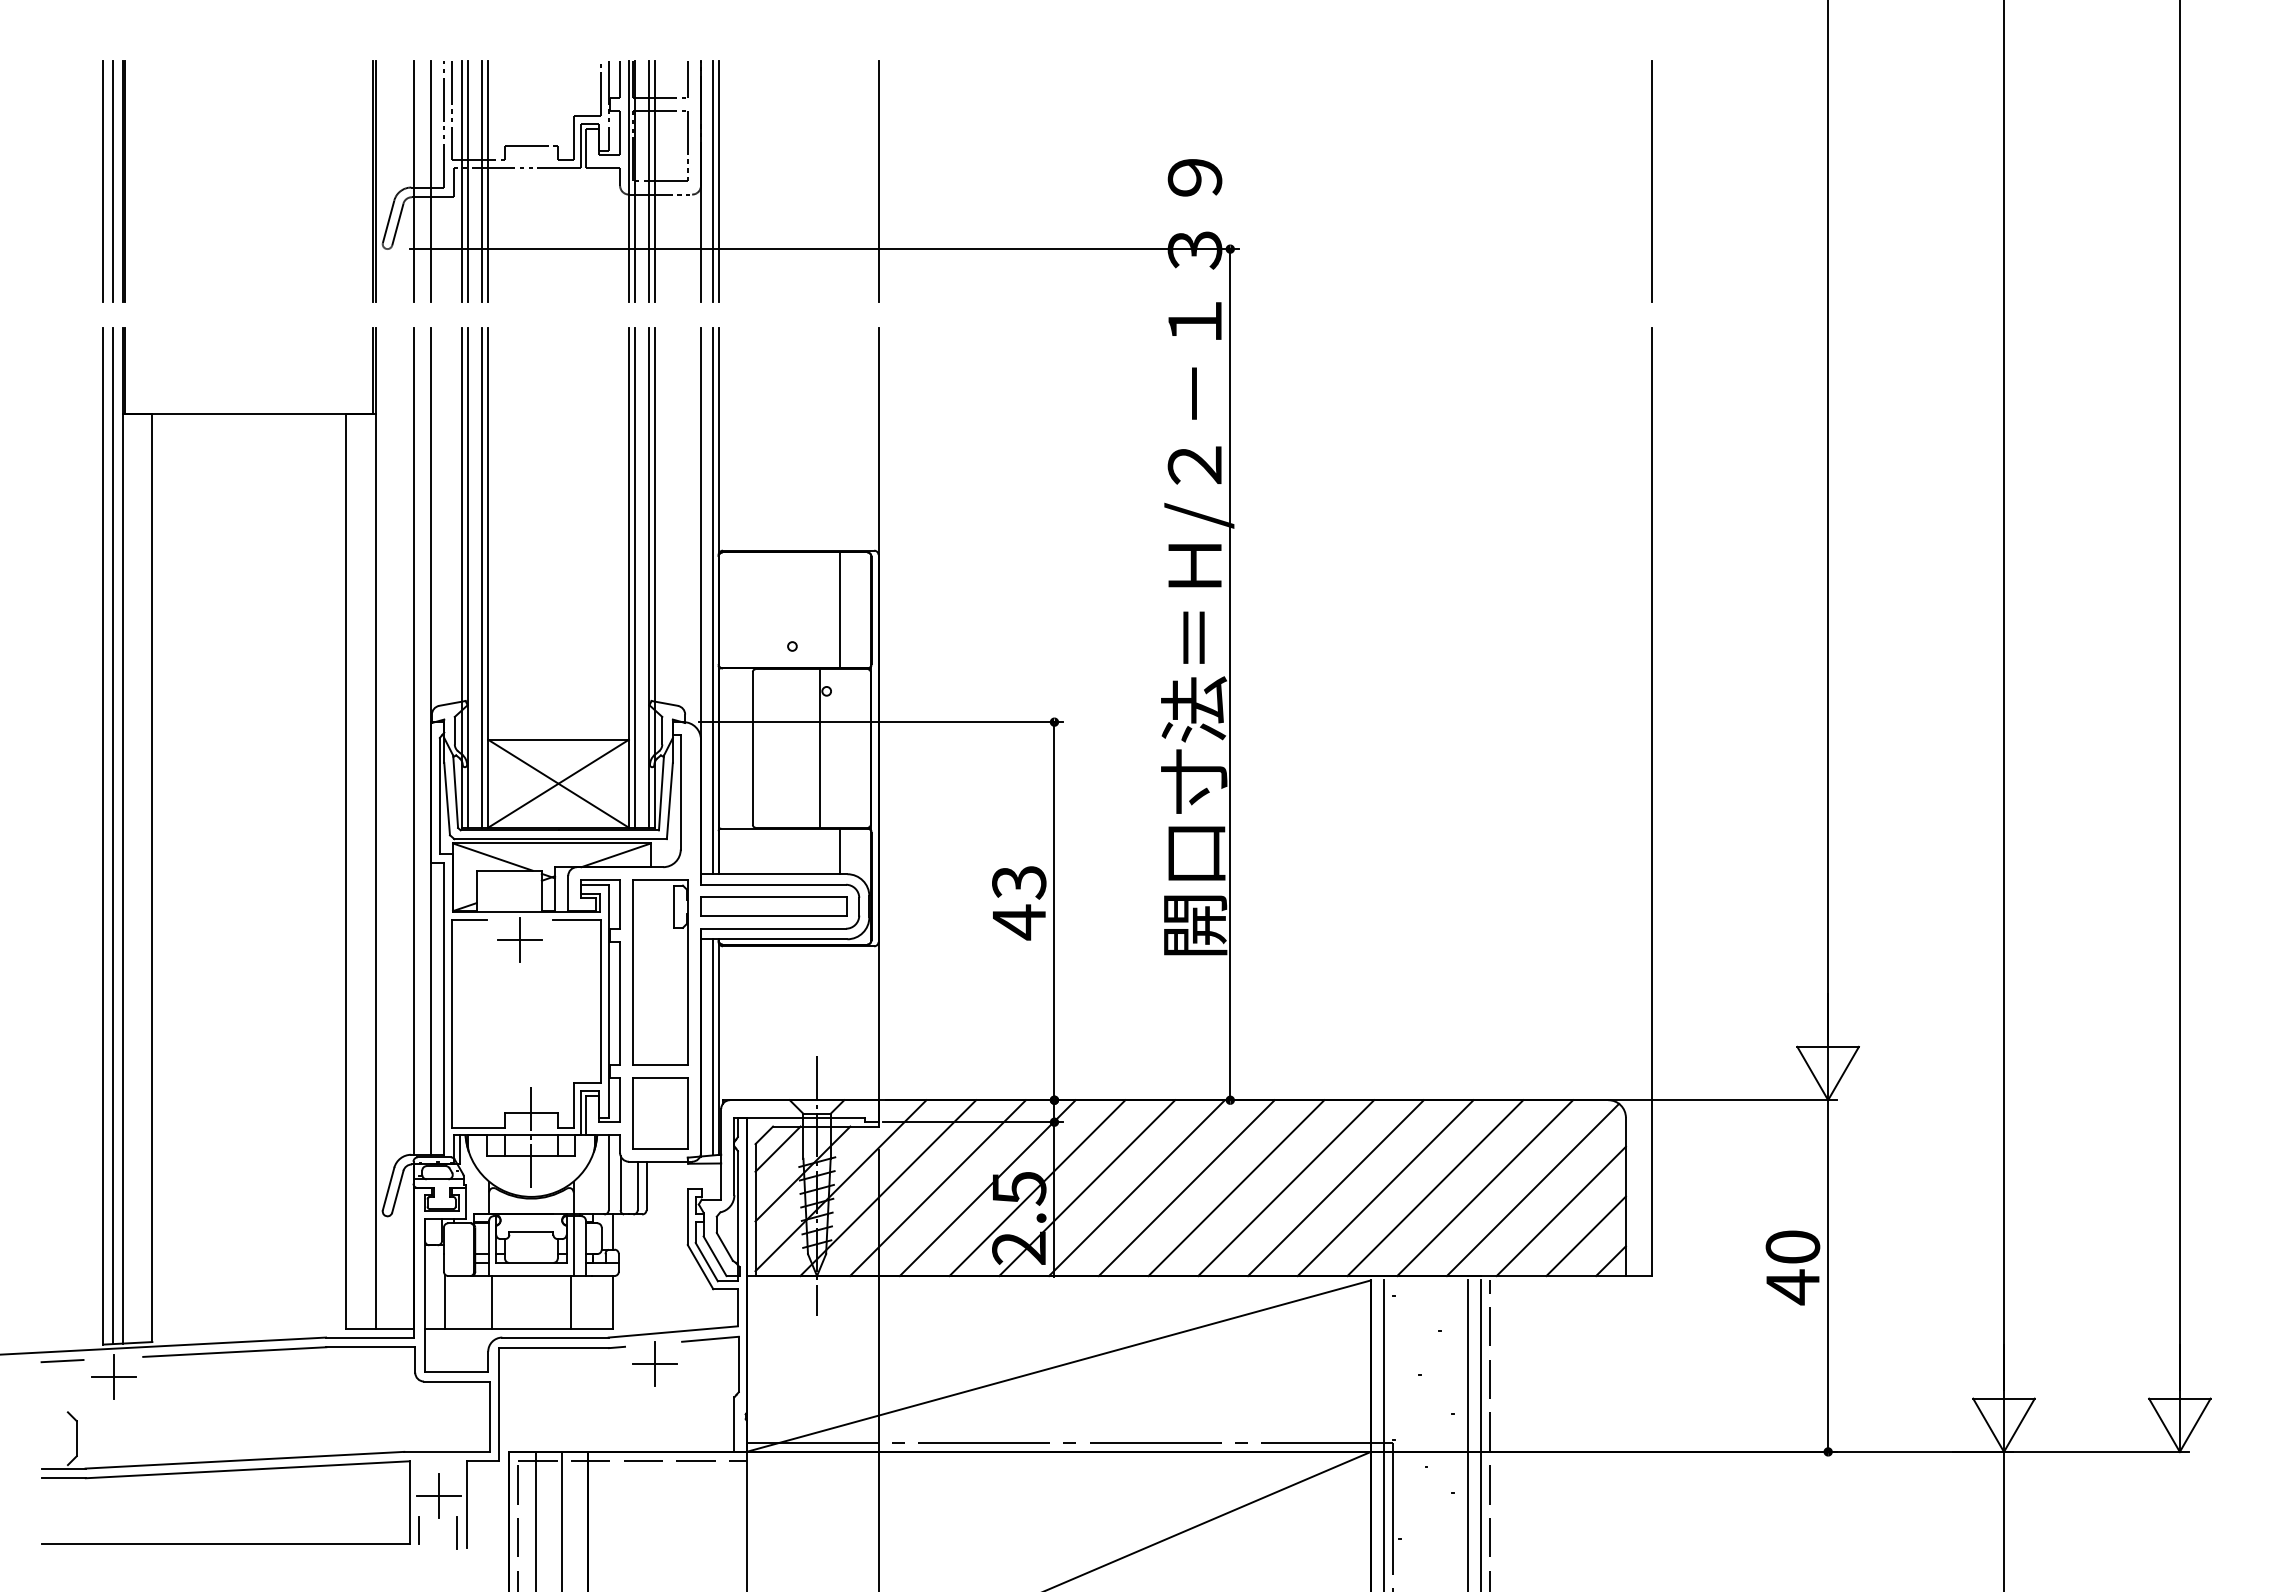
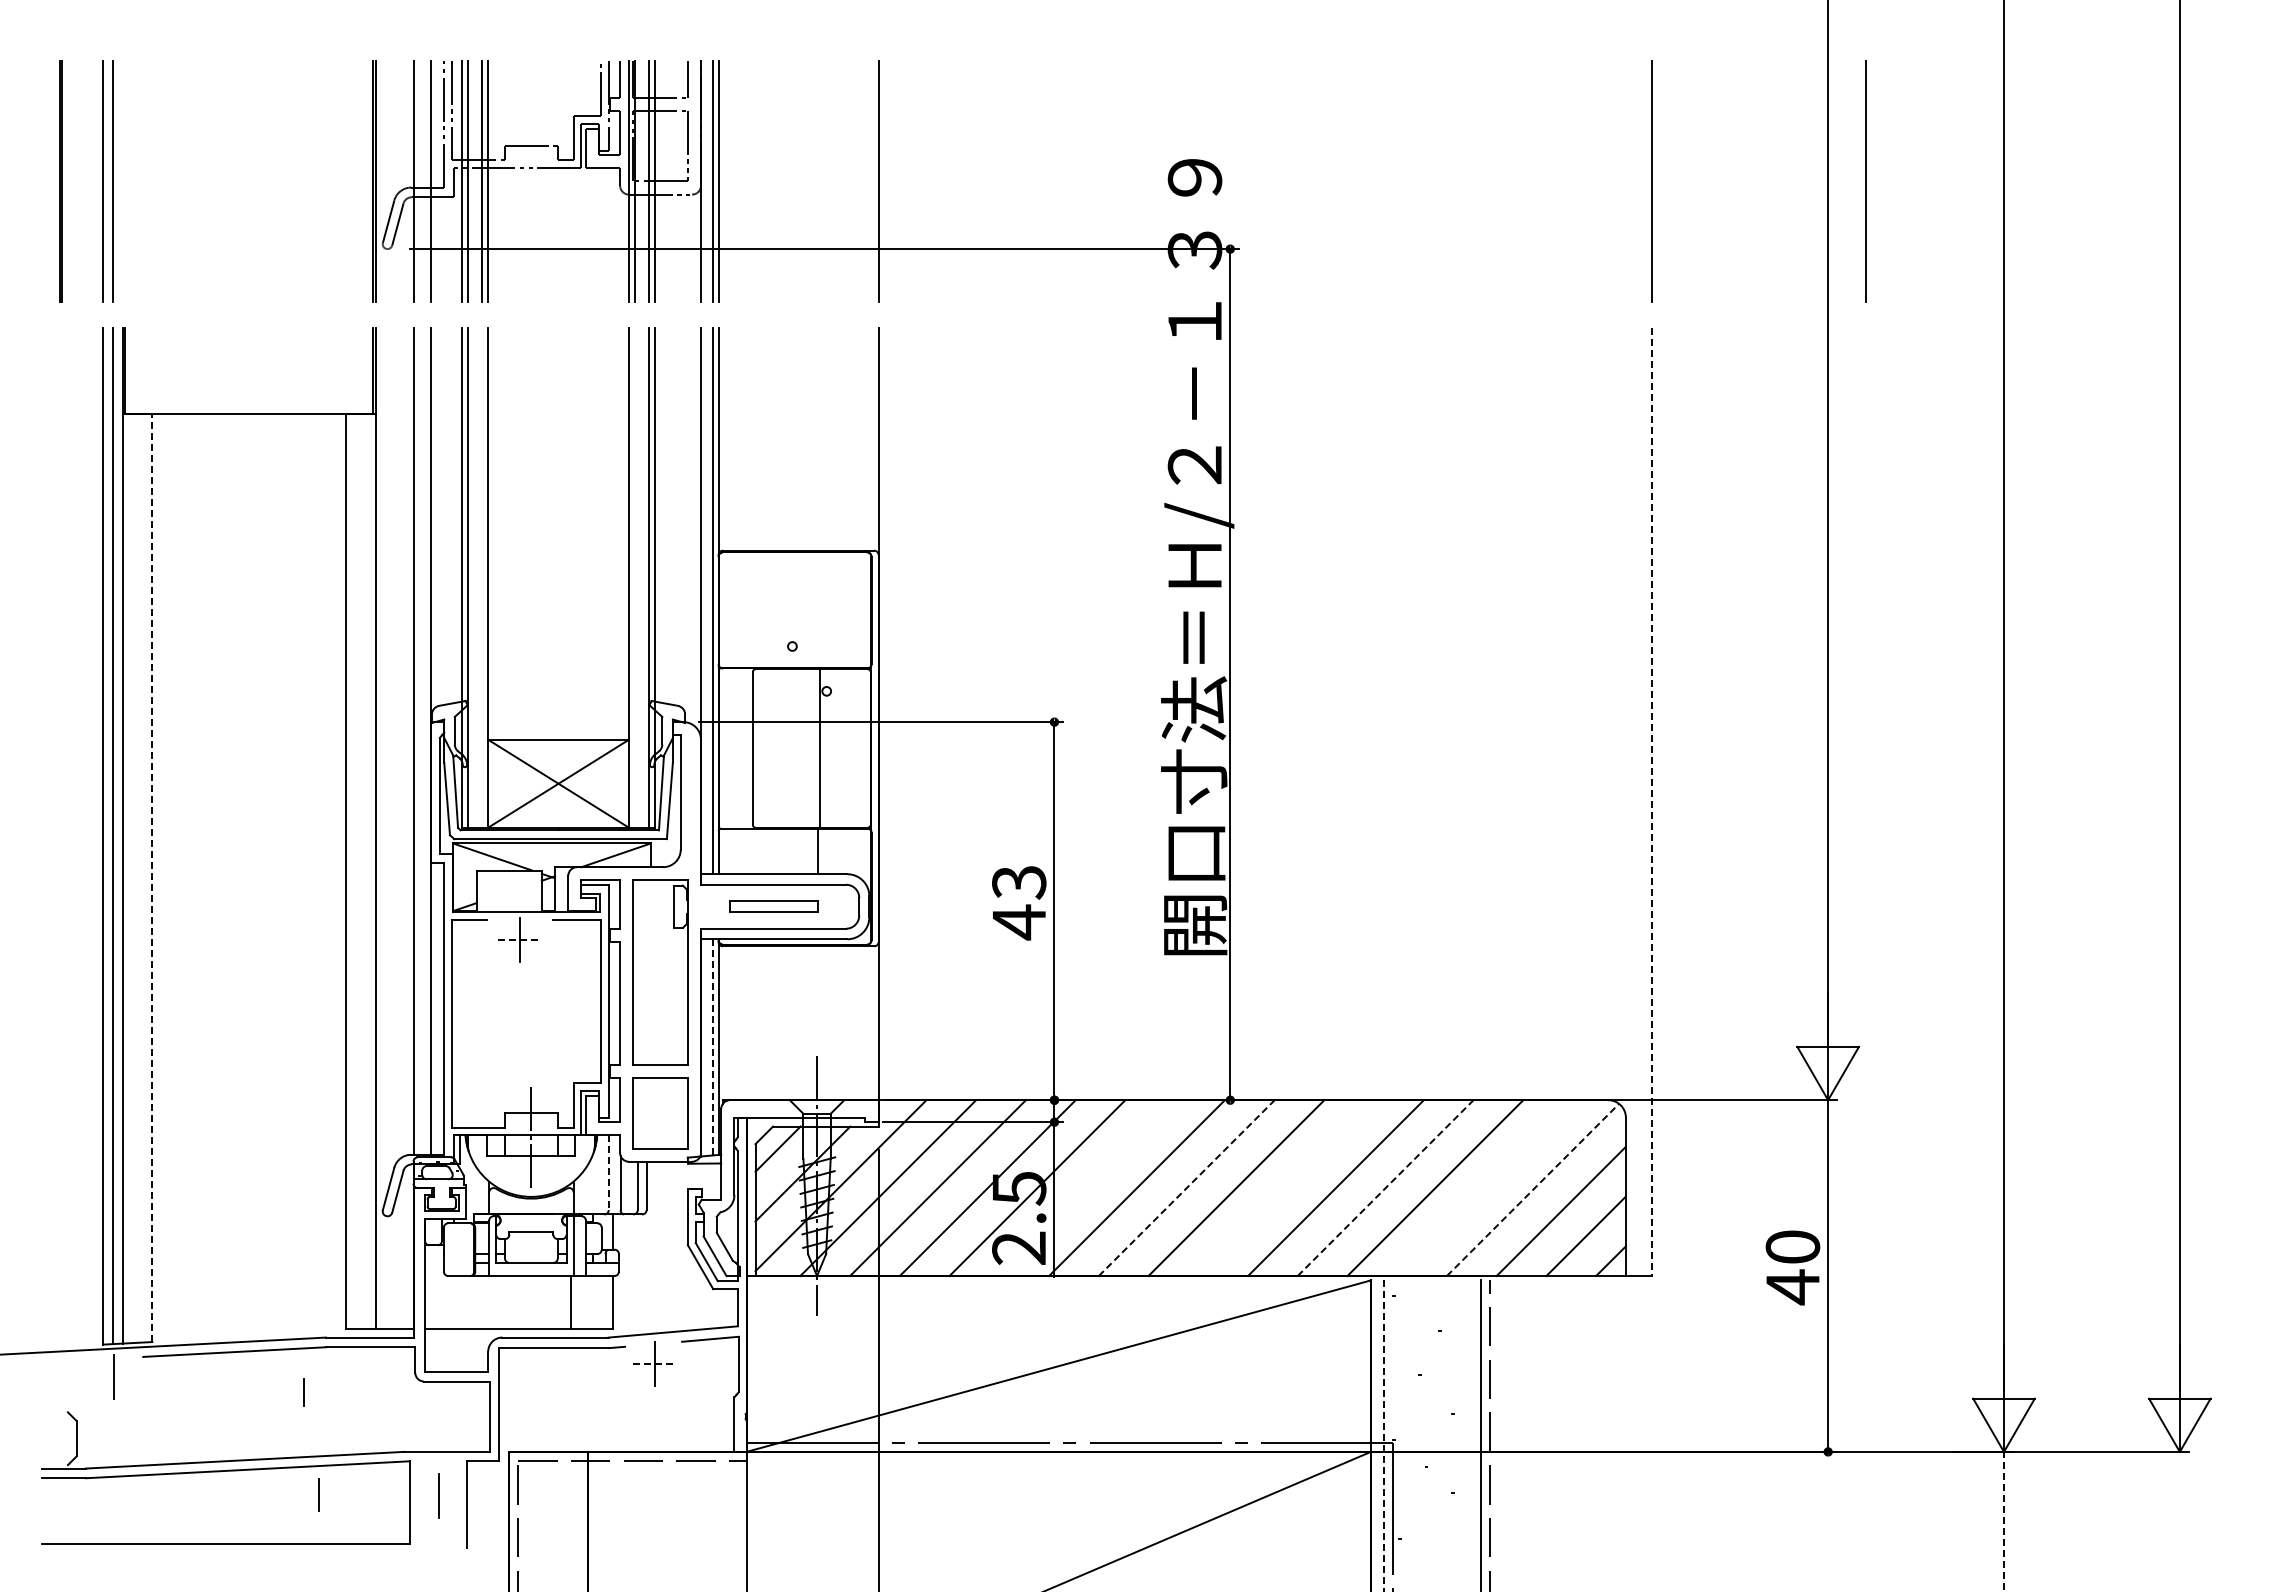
line position: (123, 181) -> (60, 181) (60, 181)
line: none -> present (1865, 181)
line: present -> none (482, 577)
line: present -> none (635, 577)
line: present -> none (840, 610)
line: solid -> dashed (1652, 802)
line position: (840, 851) -> (818, 851) (818, 851)
line: solid -> dashed (152, 877)
part size: 148x21 px -> 90x13 px (773, 906)
line: solid -> dashed (519, 940)
line: solid -> dashed (713, 1047)
line: solid -> dashed (608, 1173)
line: solid -> dashed (1187, 1187)
line: solid -> dashed (1386, 1187)
line: present -> none (1087, 1188)
line: present -> none (1286, 1188)
line: present -> none (1485, 1188)
line: solid -> dashed (1533, 1189)
line: present -> none (445, 1301)
line: present -> none (491, 1302)
line: present -> none (62, 1361)
line: solid -> dashed (655, 1363)
line: present -> none (113, 1377)
line: present -> none (1467, 1434)
line: solid -> dashed (1384, 1436)
line: present -> none (438, 1495)
line: present -> none (535, 1519)
line: present -> none (562, 1519)
line: solid -> dashed (2004, 1521)
line position: (418, 1530) -> (303, 1392) (303, 1392)
line position: (456, 1532) -> (318, 1494) (318, 1494)
